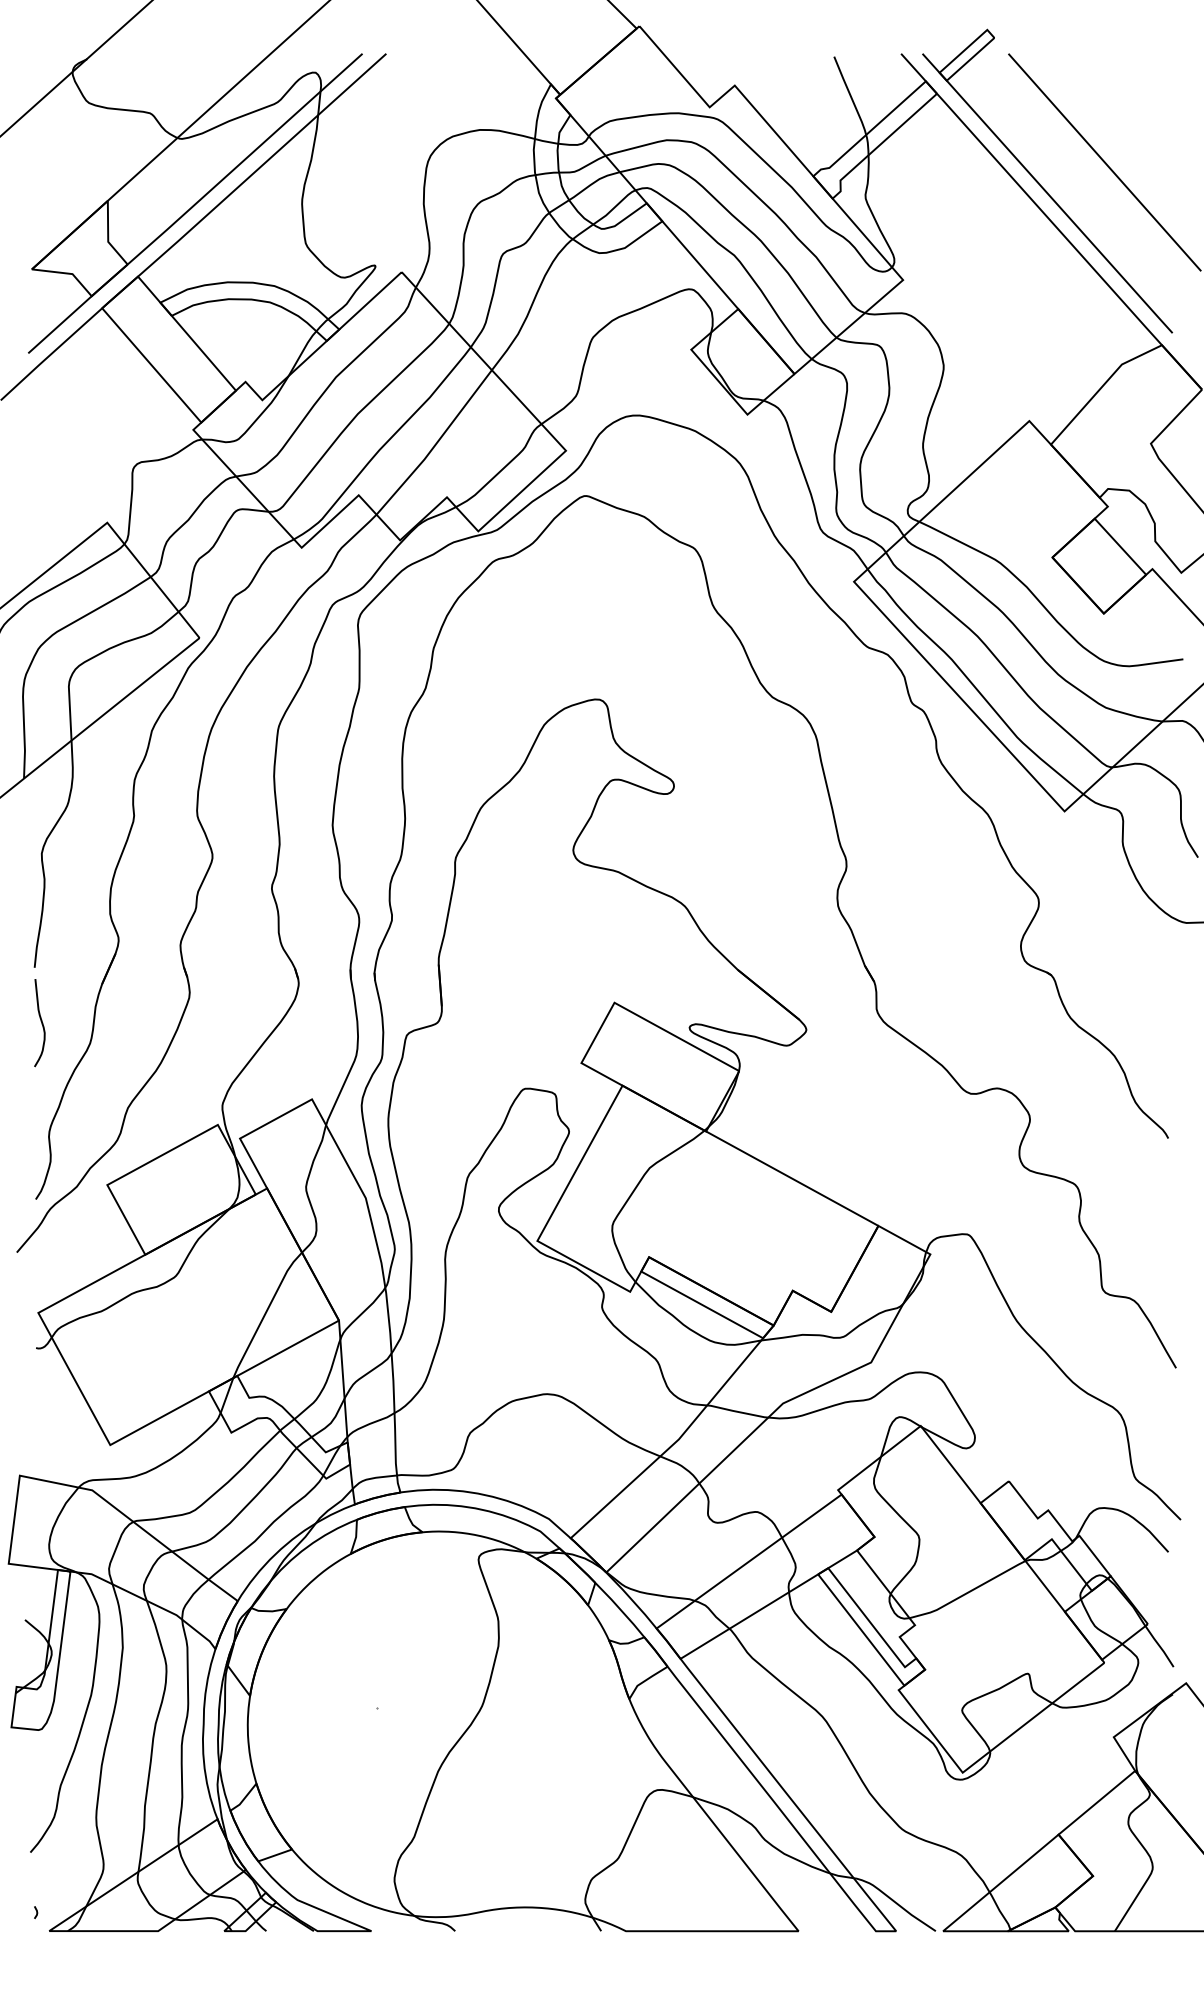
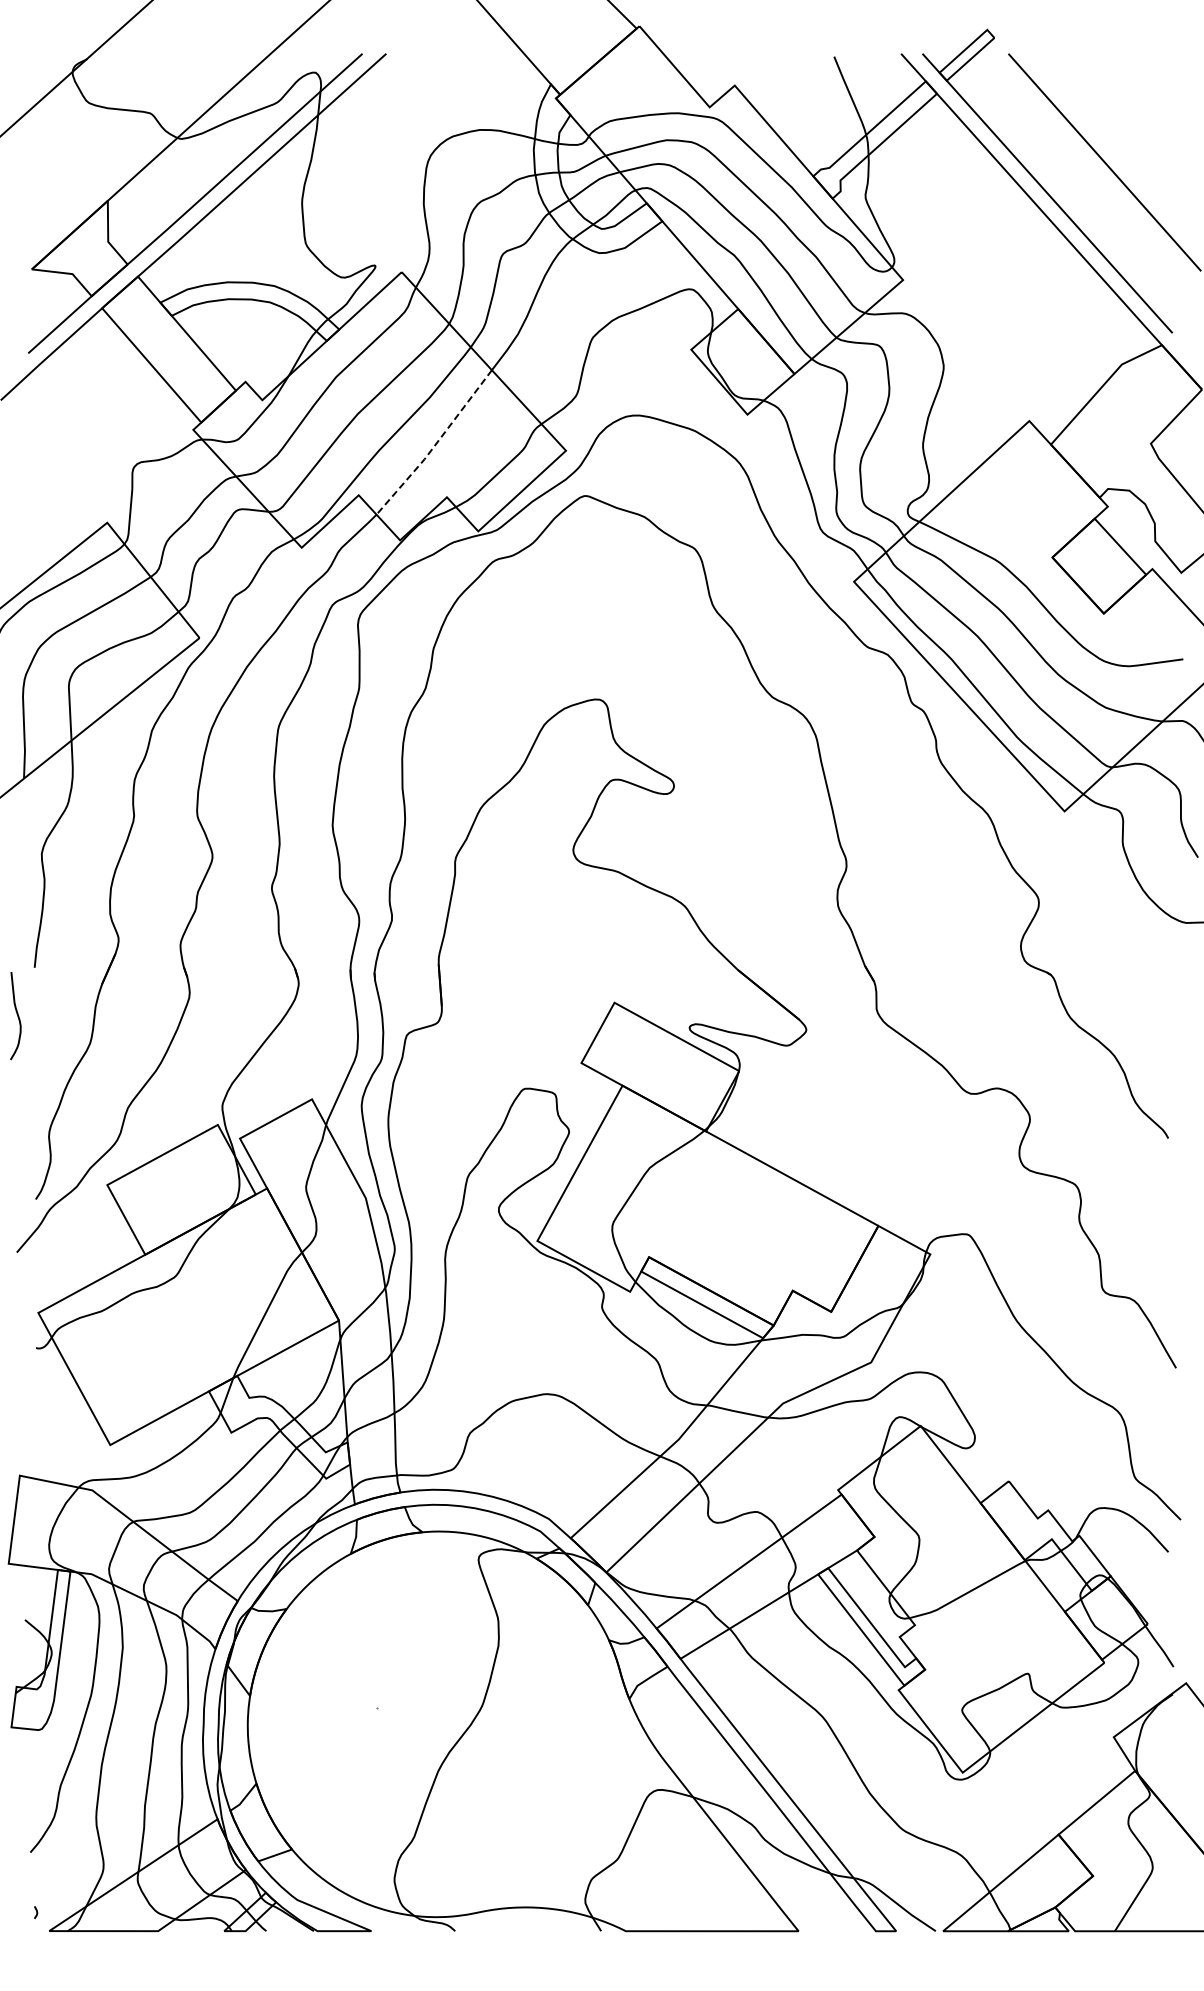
line: solid -> dashed (435, 445)
curve position: (41, 1023) -> (17, 1016) (17, 1016)
